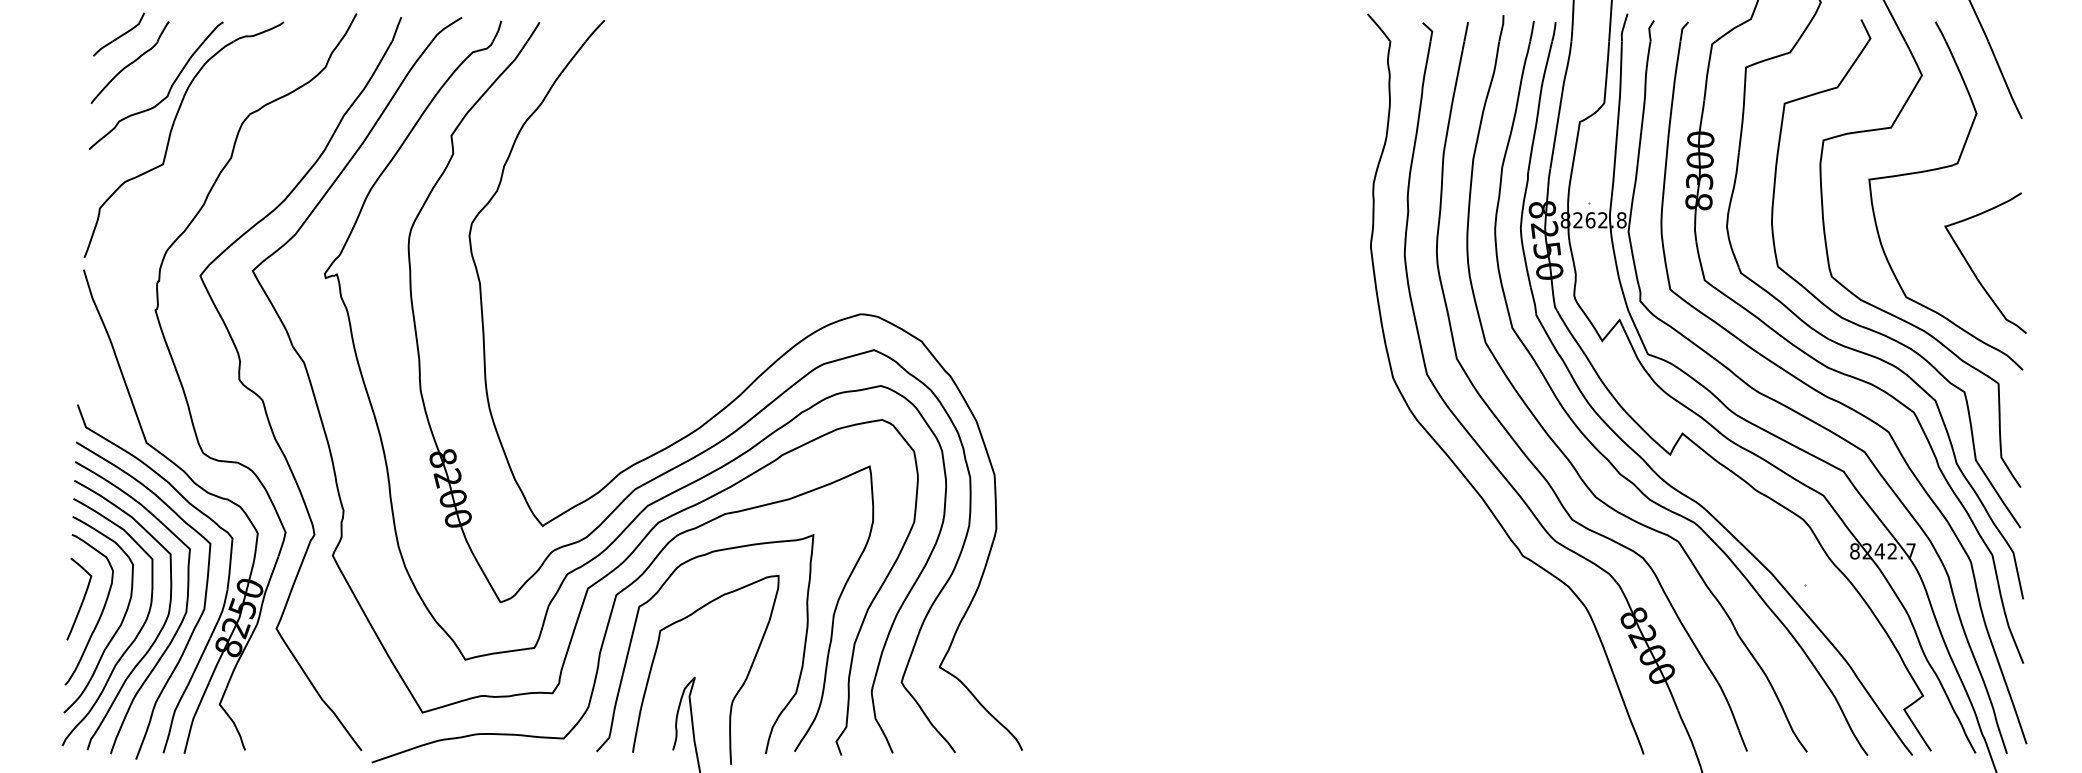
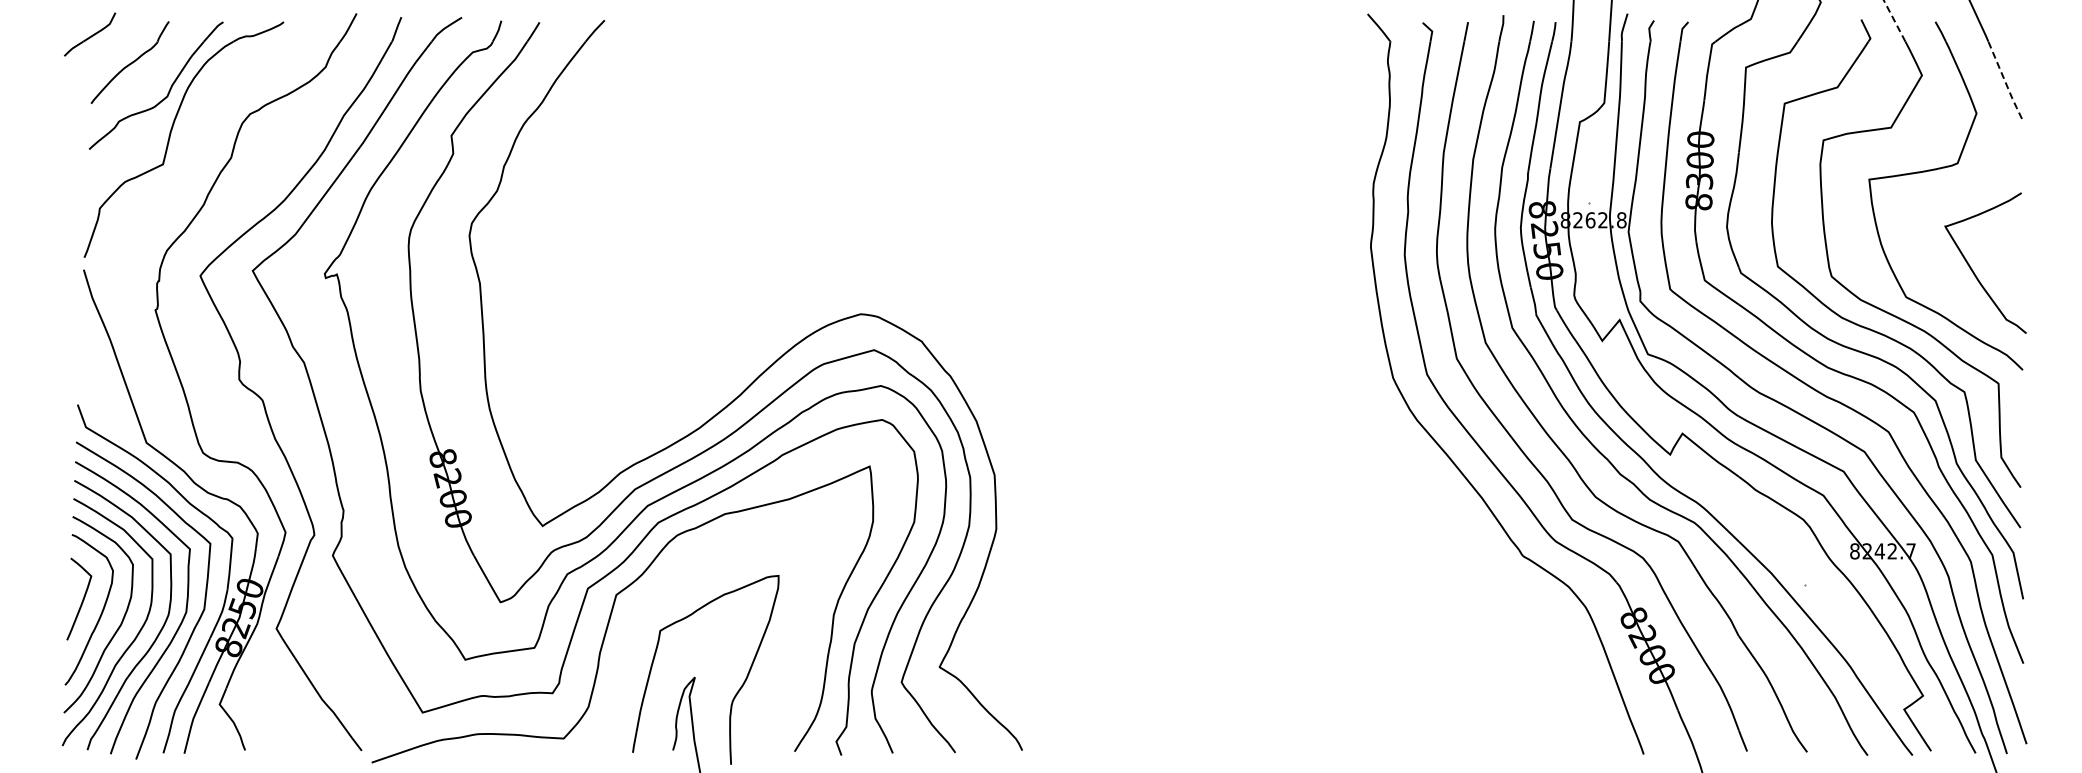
line: solid -> dashed (1894, 20)
part position: (119, 34) -> (90, 34) (90, 34)
line: solid -> dashed (2005, 82)
curve: present -> none (656, 594)
